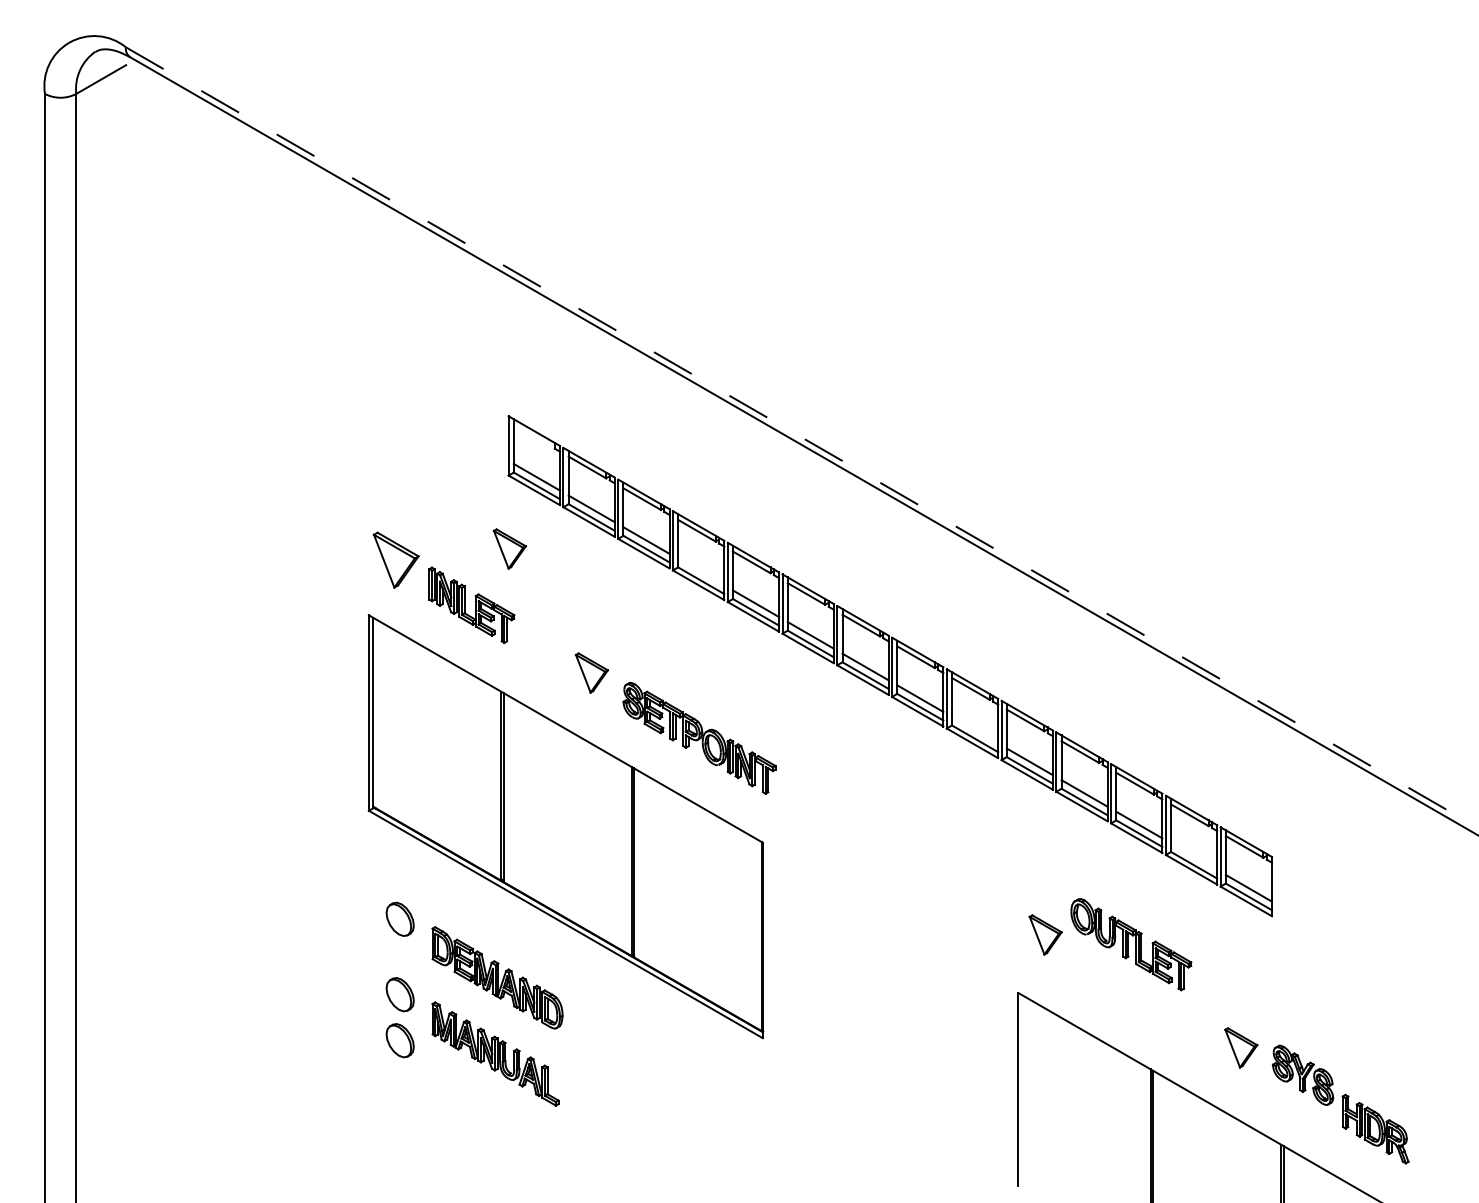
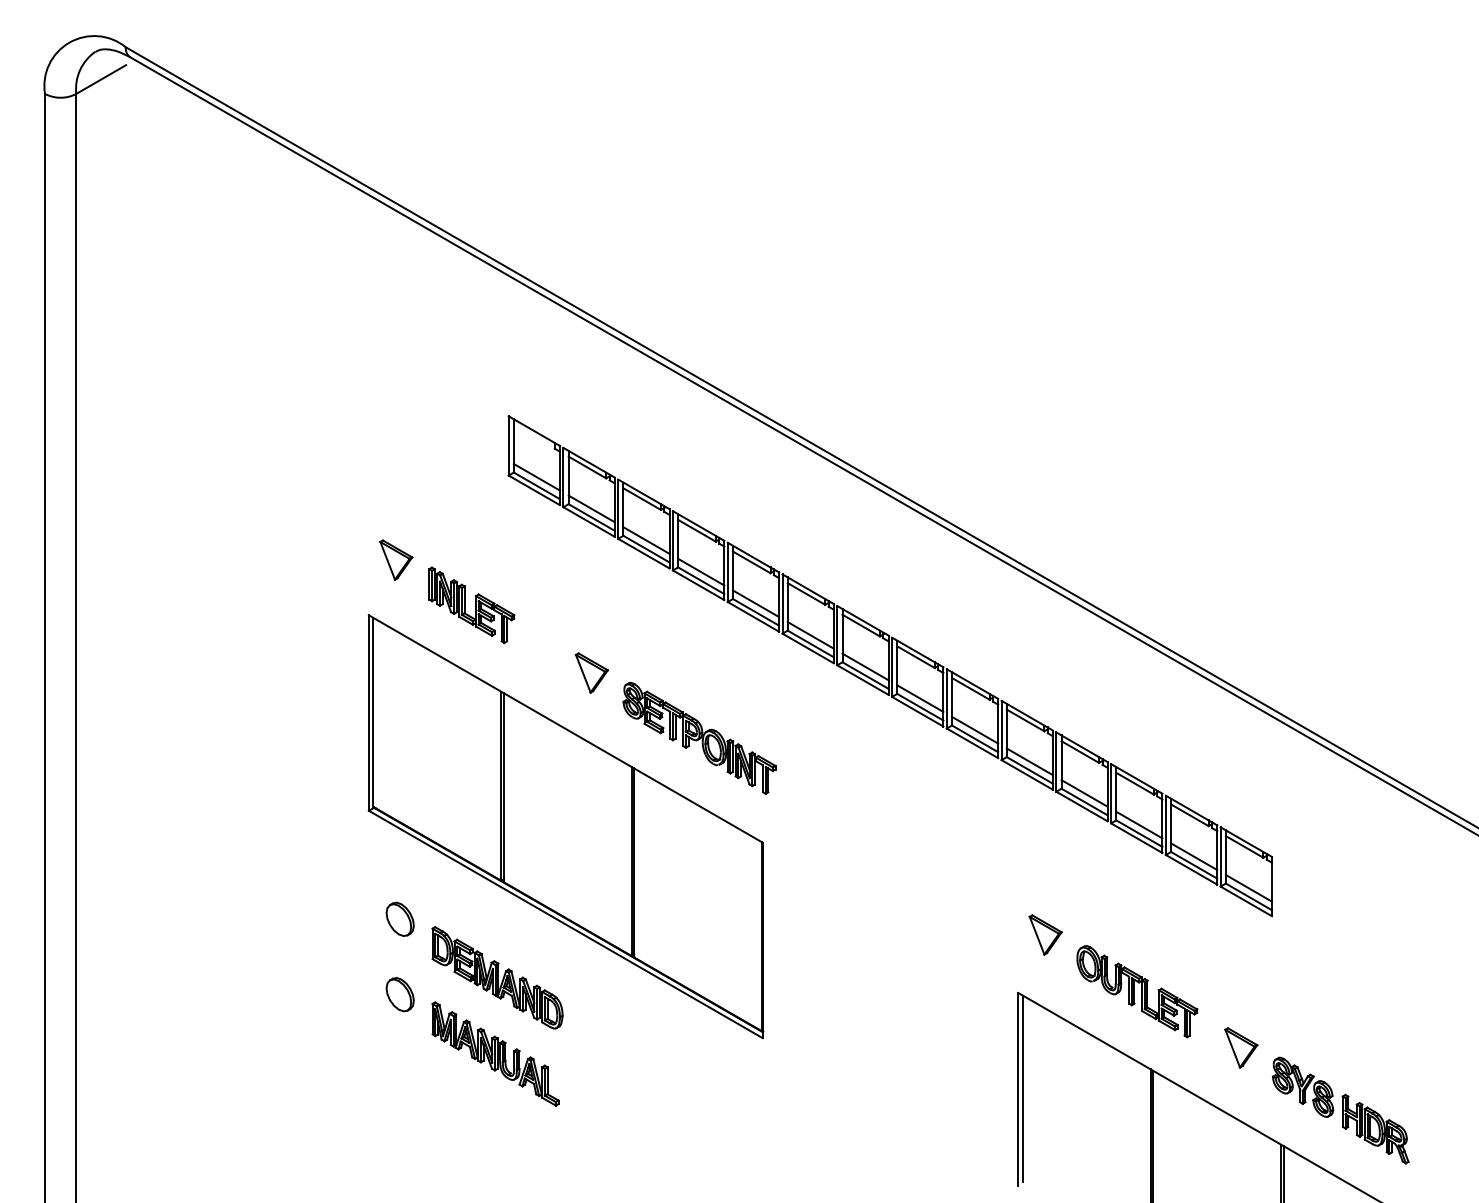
line: dashed -> solid (802, 438)
part: present -> none (509, 548)
part size: 48x58 px -> 35x42 px (396, 559)
line: none -> present (701, 571)
line: none -> present (975, 729)
line: none -> present (1194, 856)
part position: (1131, 944) -> (1137, 991) (1137, 991)
part: present -> none (399, 1040)
part position: (1303, 1074) -> (1303, 1086) (1303, 1086)
line: none -> present (1022, 1088)
